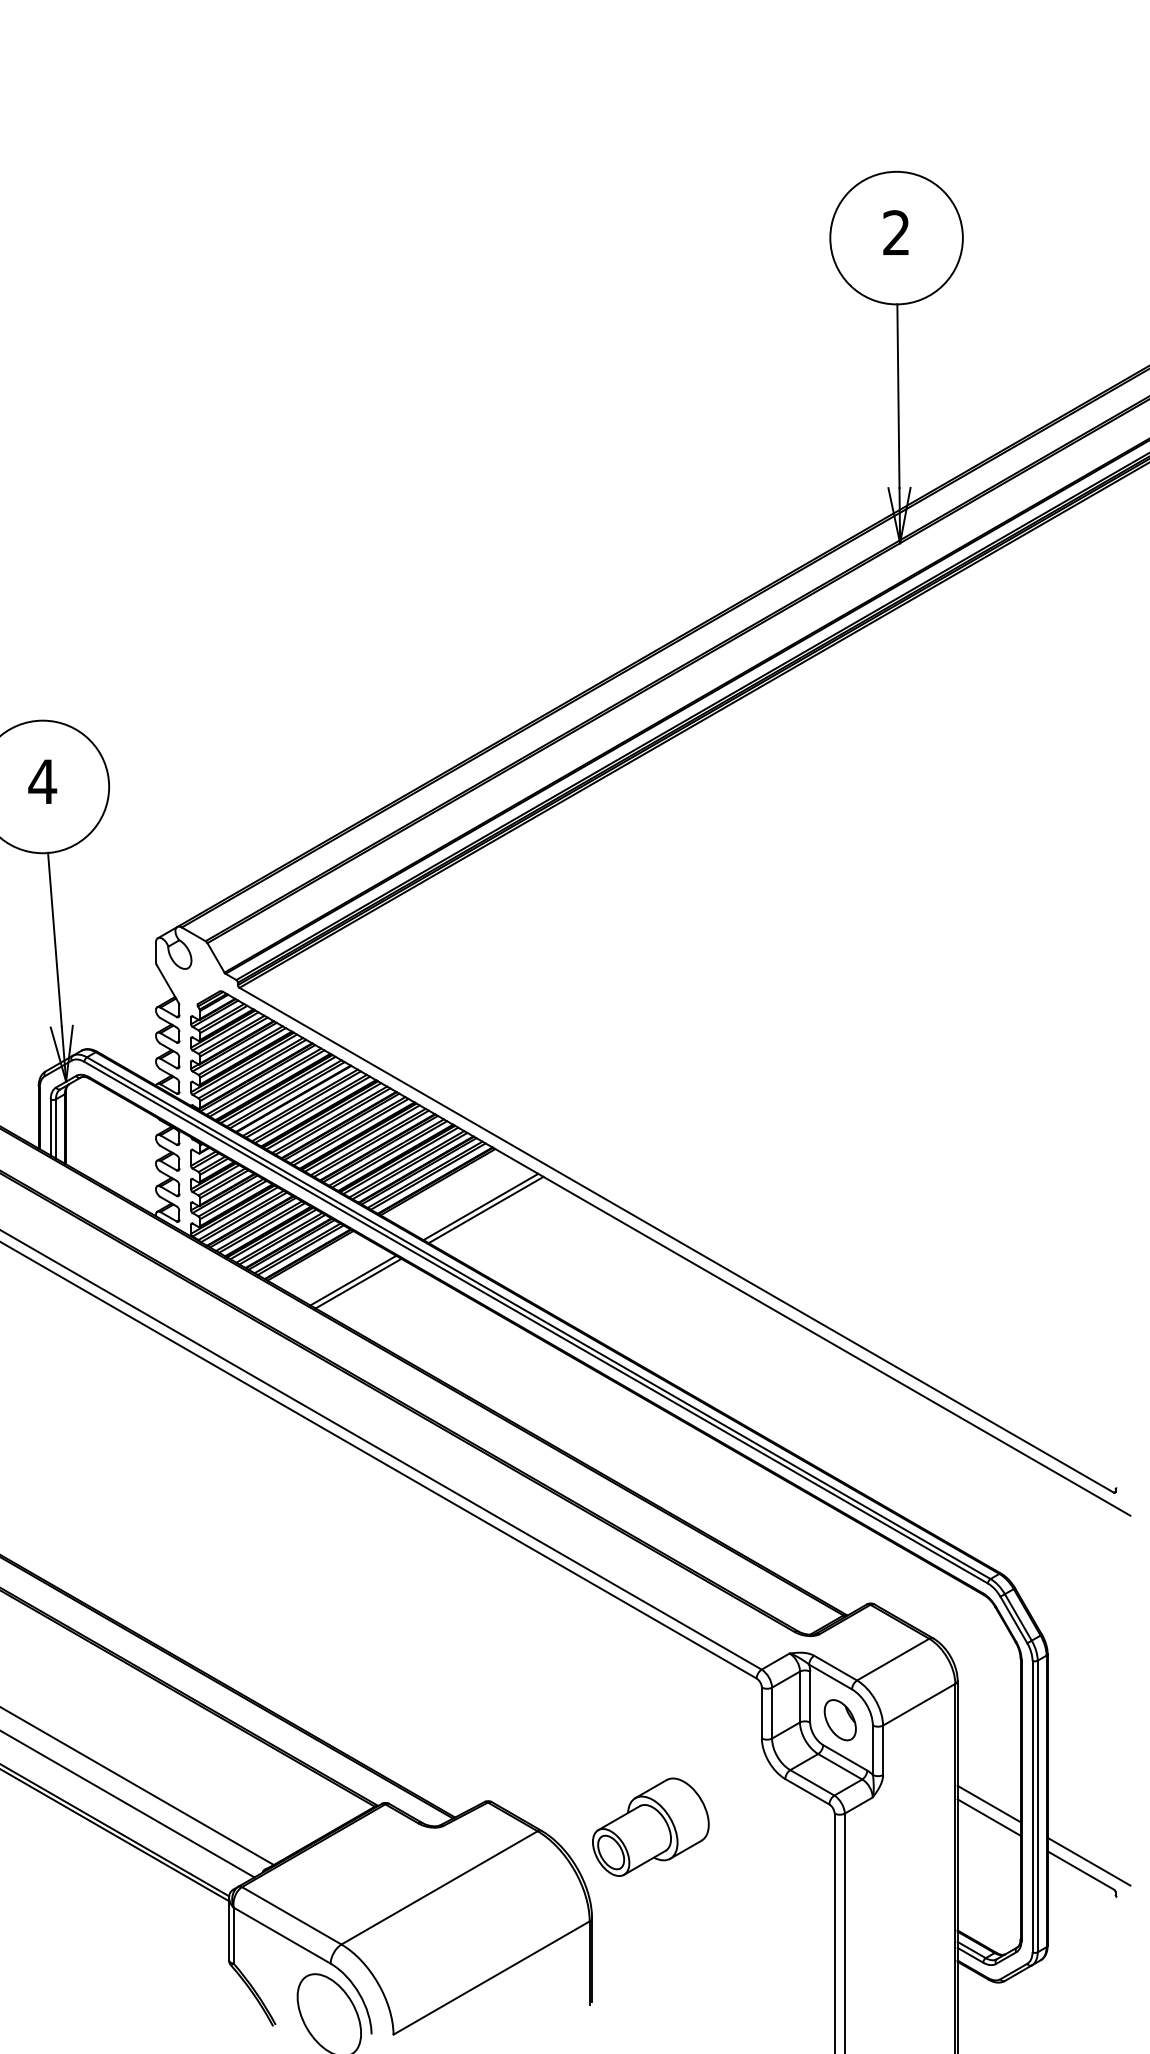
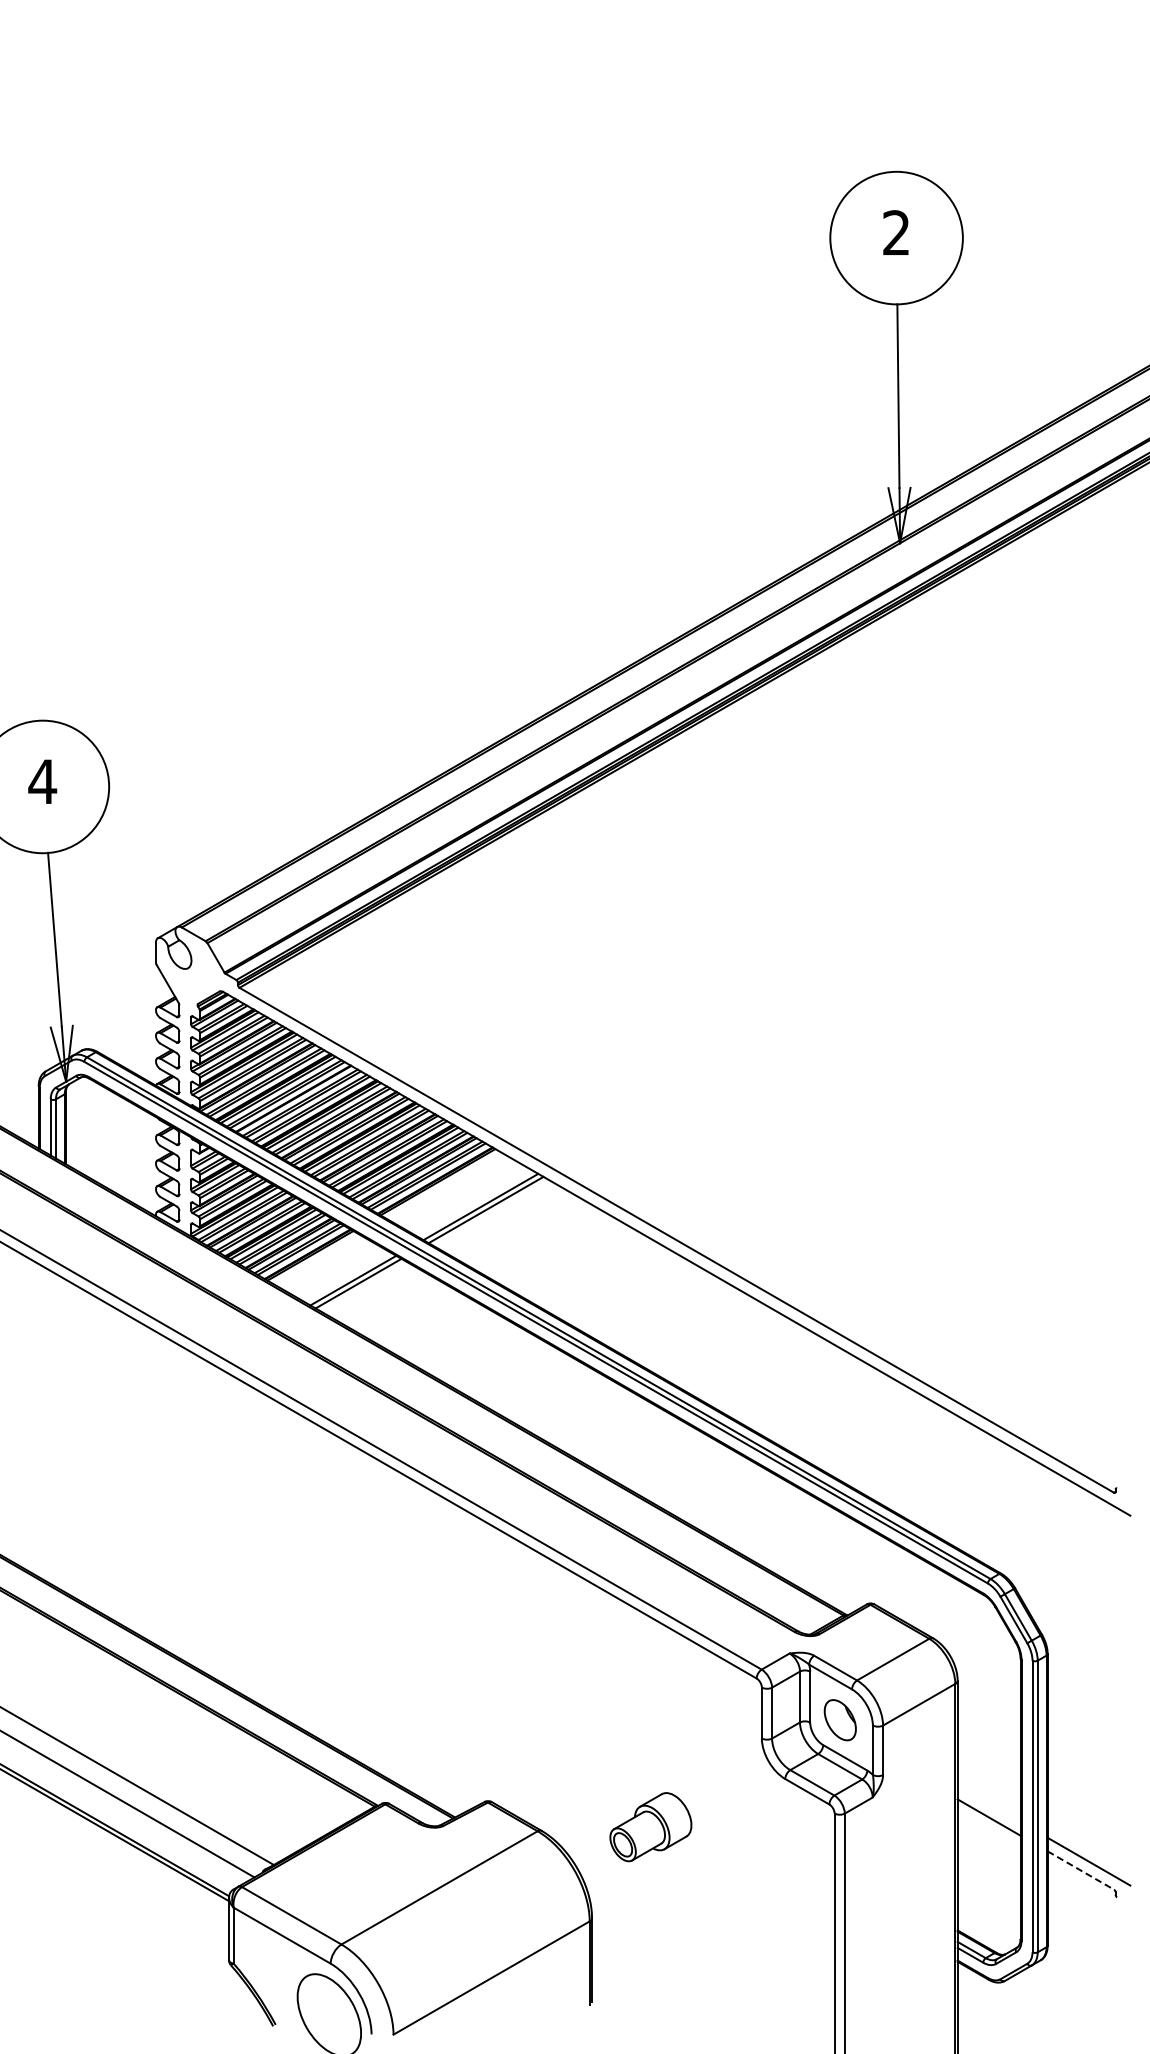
line: present -> none (988, 1803)
part size: 118x100 px -> 84x71 px (650, 1827)
line: solid -> dashed (1081, 1870)
